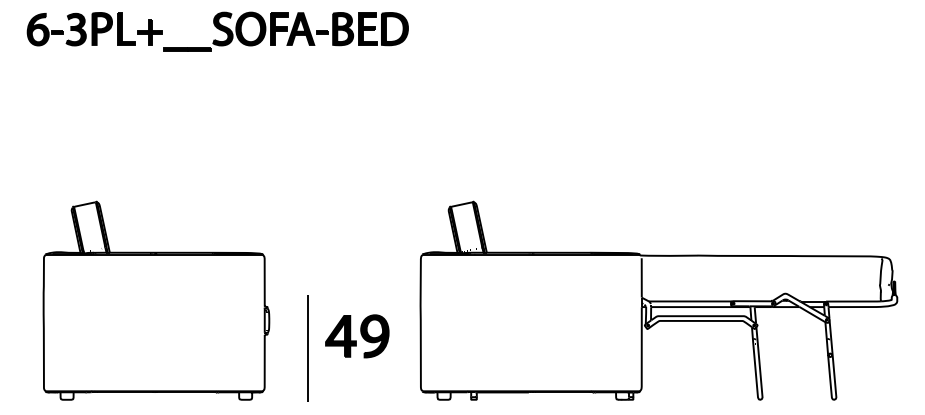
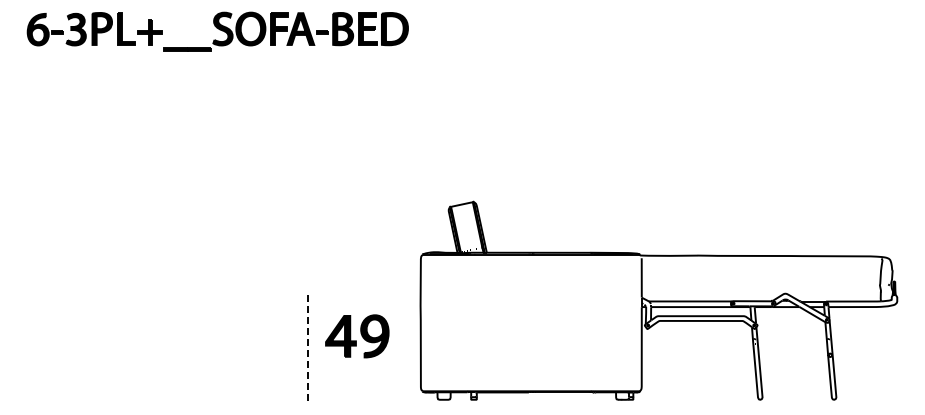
part: present -> none (156, 300)
line: solid -> dashed (307, 348)
